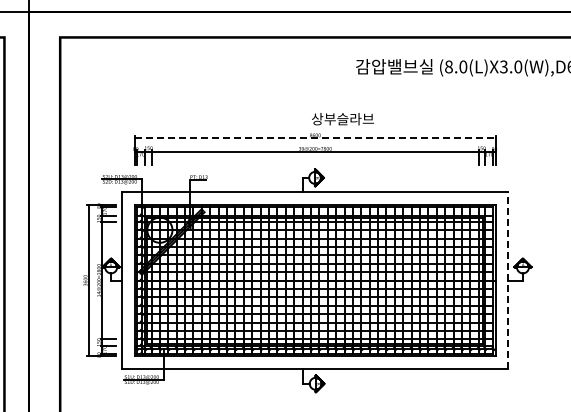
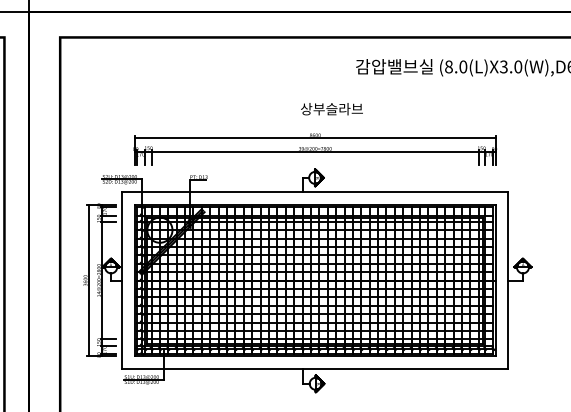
text position: (342, 119) -> (331, 109) (331, 109)
line: dashed -> solid (315, 138)
line: dashed -> solid (508, 280)
